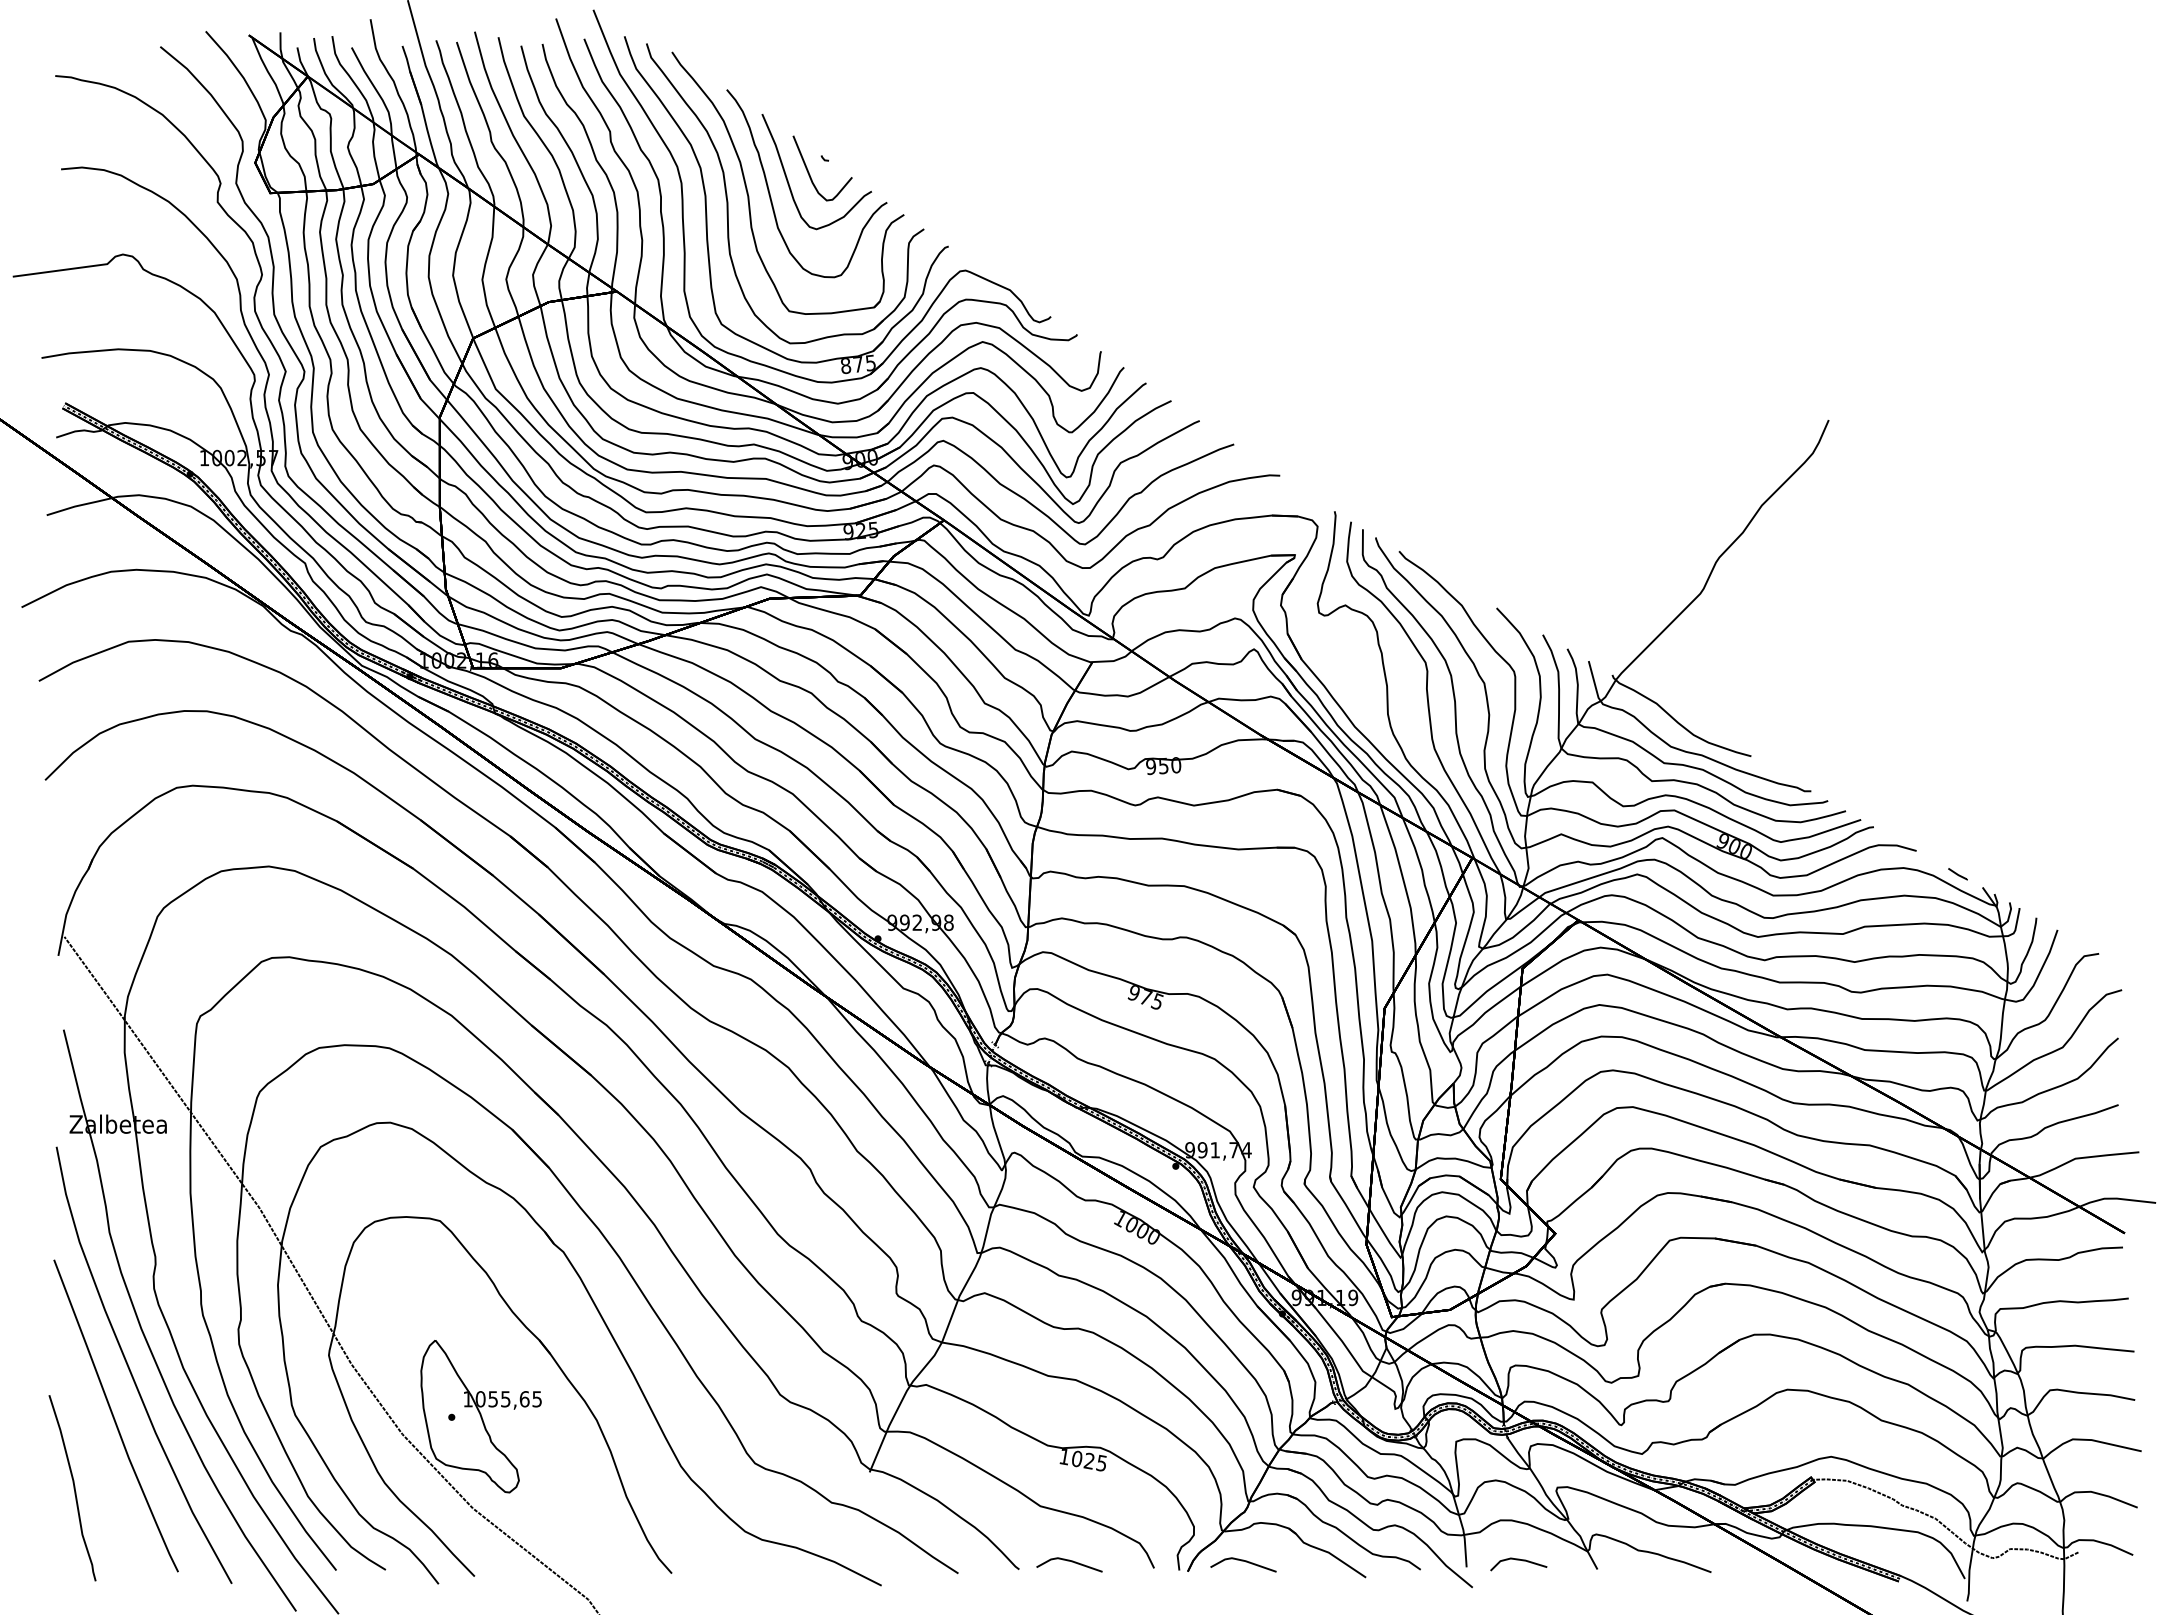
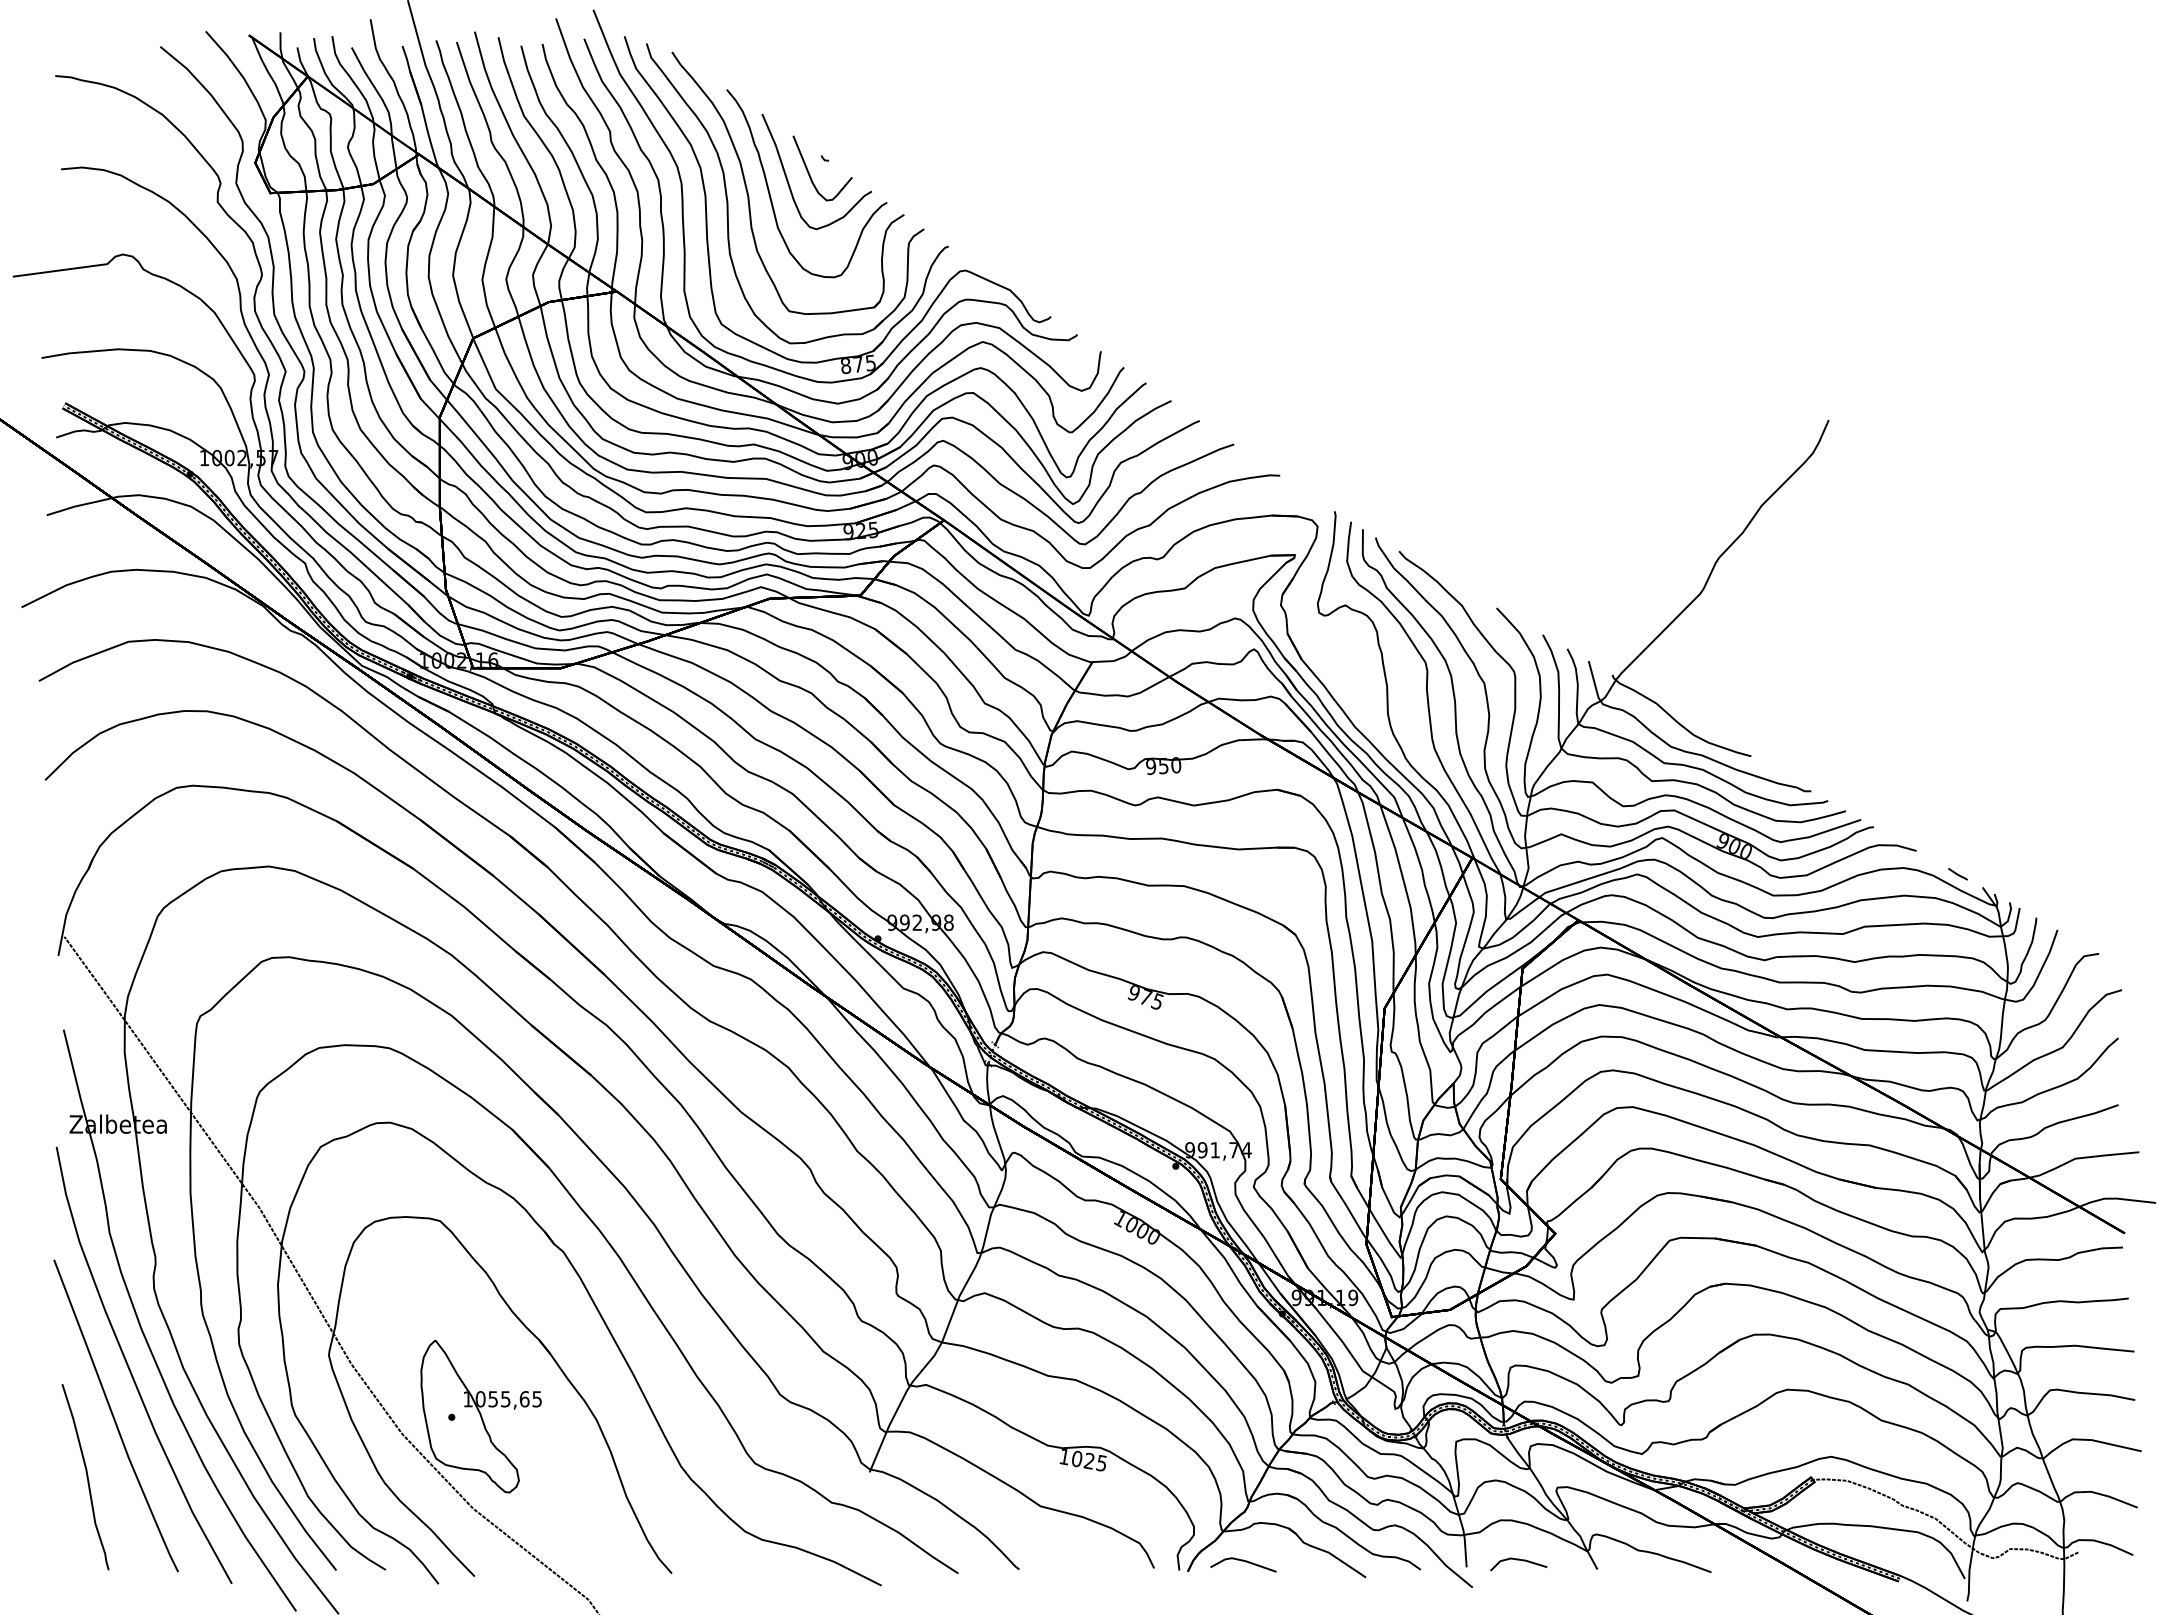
curve position: (73, 1488) -> (86, 1477) (86, 1477)
line: present -> none (1071, 1562)
